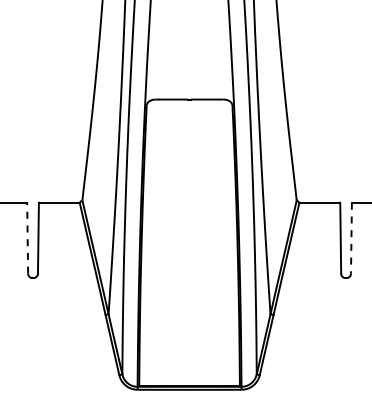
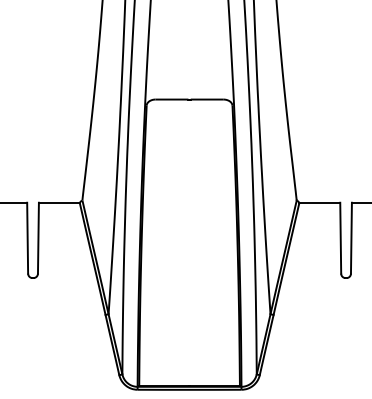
line: dashed -> solid (27, 237)
line: dashed -> solid (351, 238)
